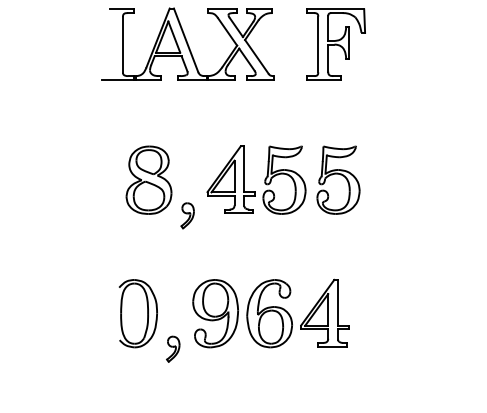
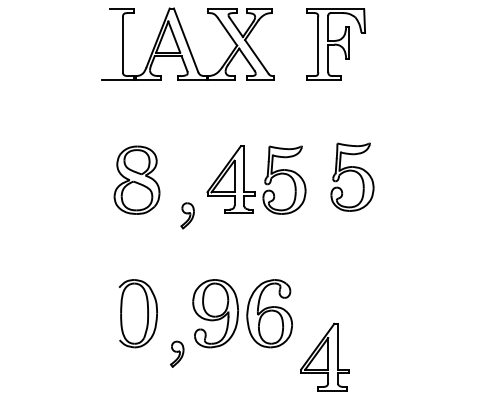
part position: (148, 179) -> (136, 179) (136, 179)
part position: (338, 179) -> (352, 176) (352, 176)
part position: (324, 312) -> (324, 356) (324, 356)
part position: (173, 348) -> (177, 353) (177, 353)
